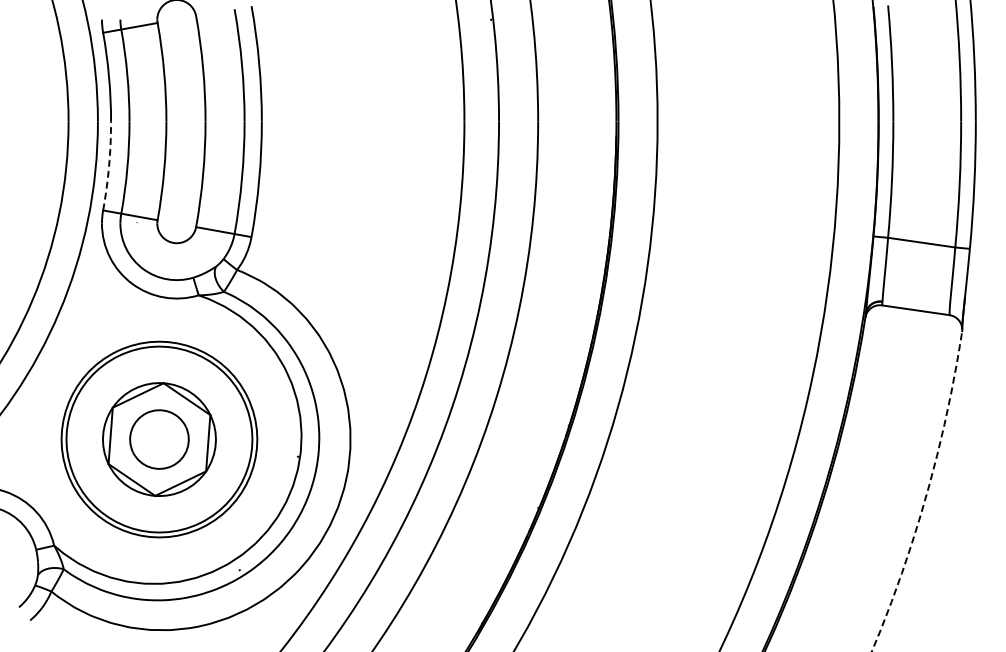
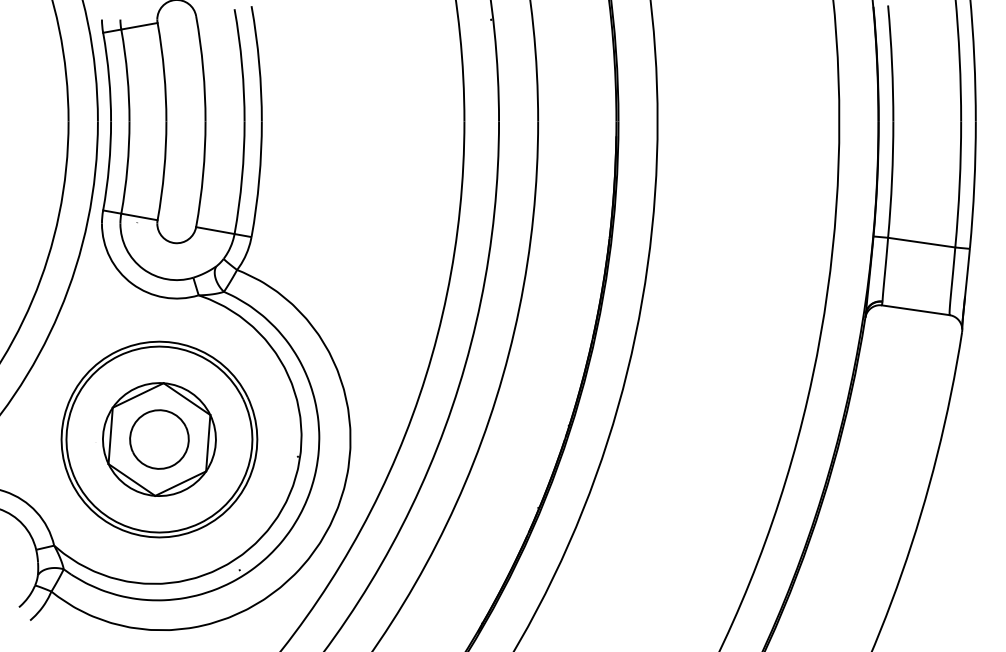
arc: dashed -> solid (109, 166)
arc: dashed -> solid (926, 493)
